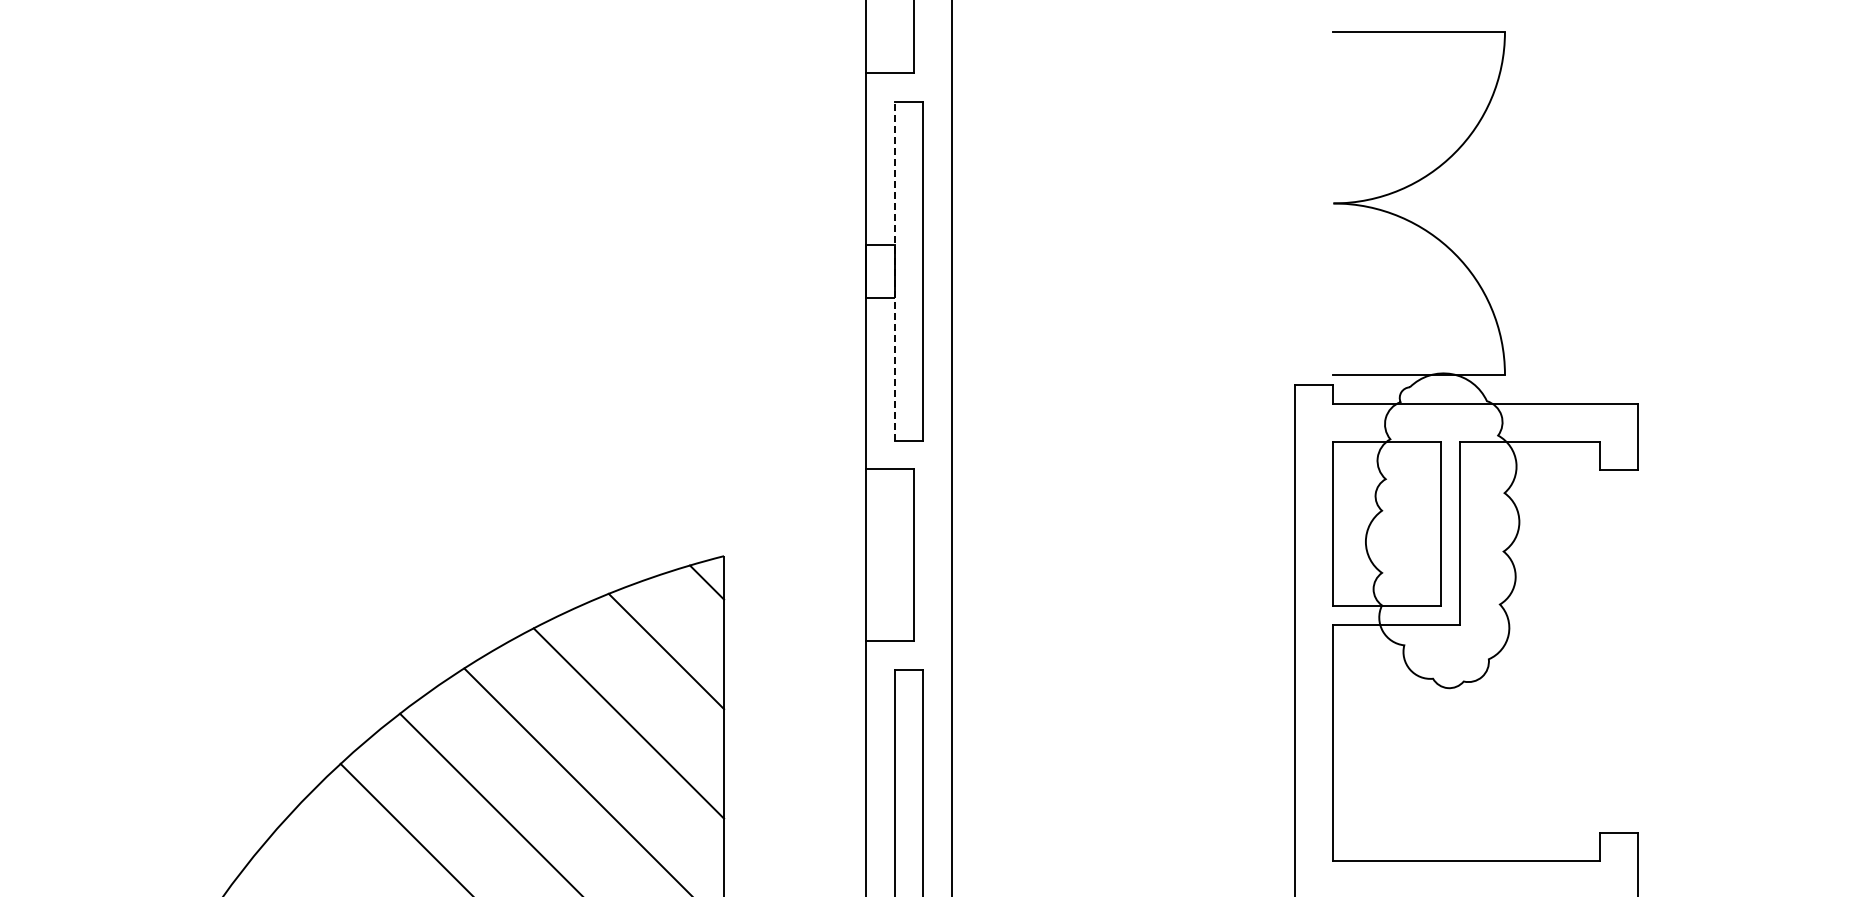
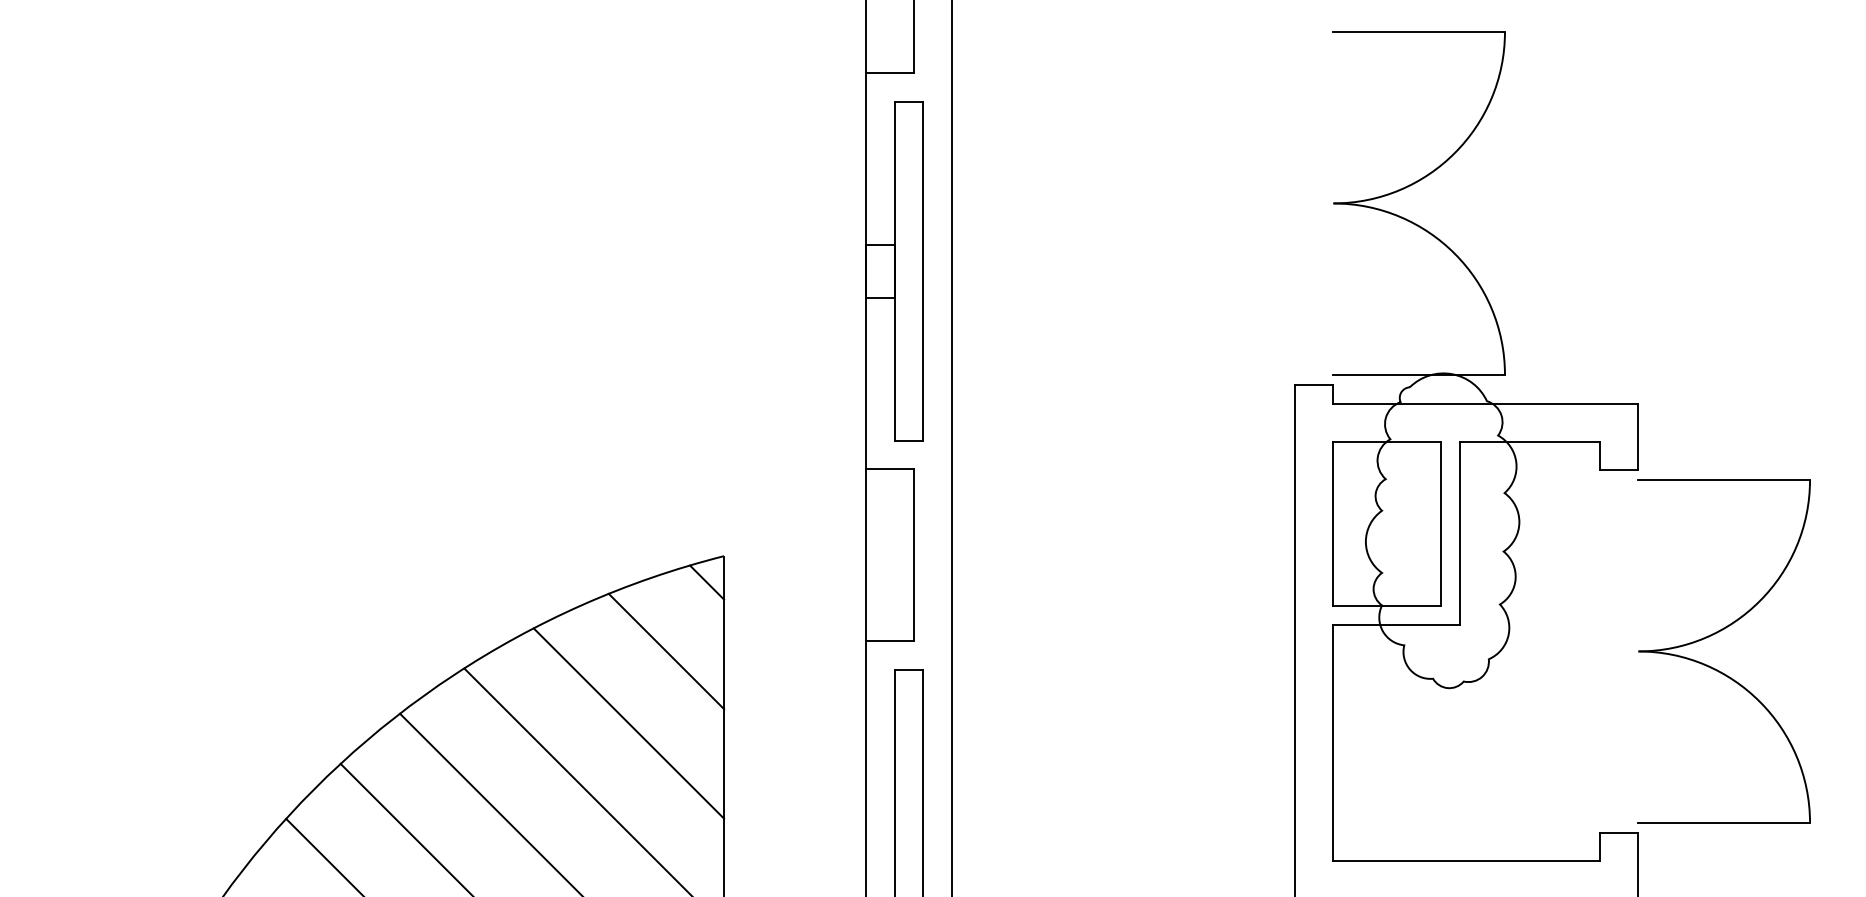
line: dashed -> solid (894, 271)
part: none -> present (1715, 634)
line: none -> present (323, 855)
